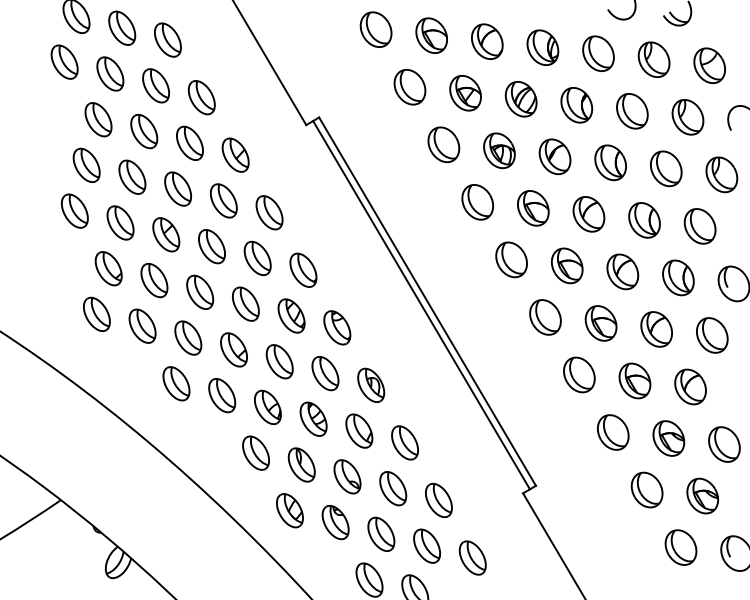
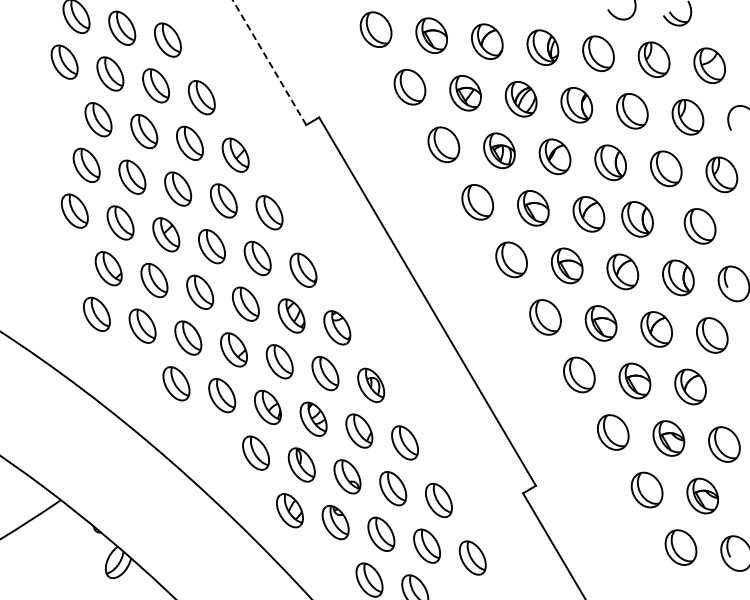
line: solid -> dashed (269, 62)
part position: (644, 220) -> (637, 219) (637, 219)
line: present -> none (421, 305)
